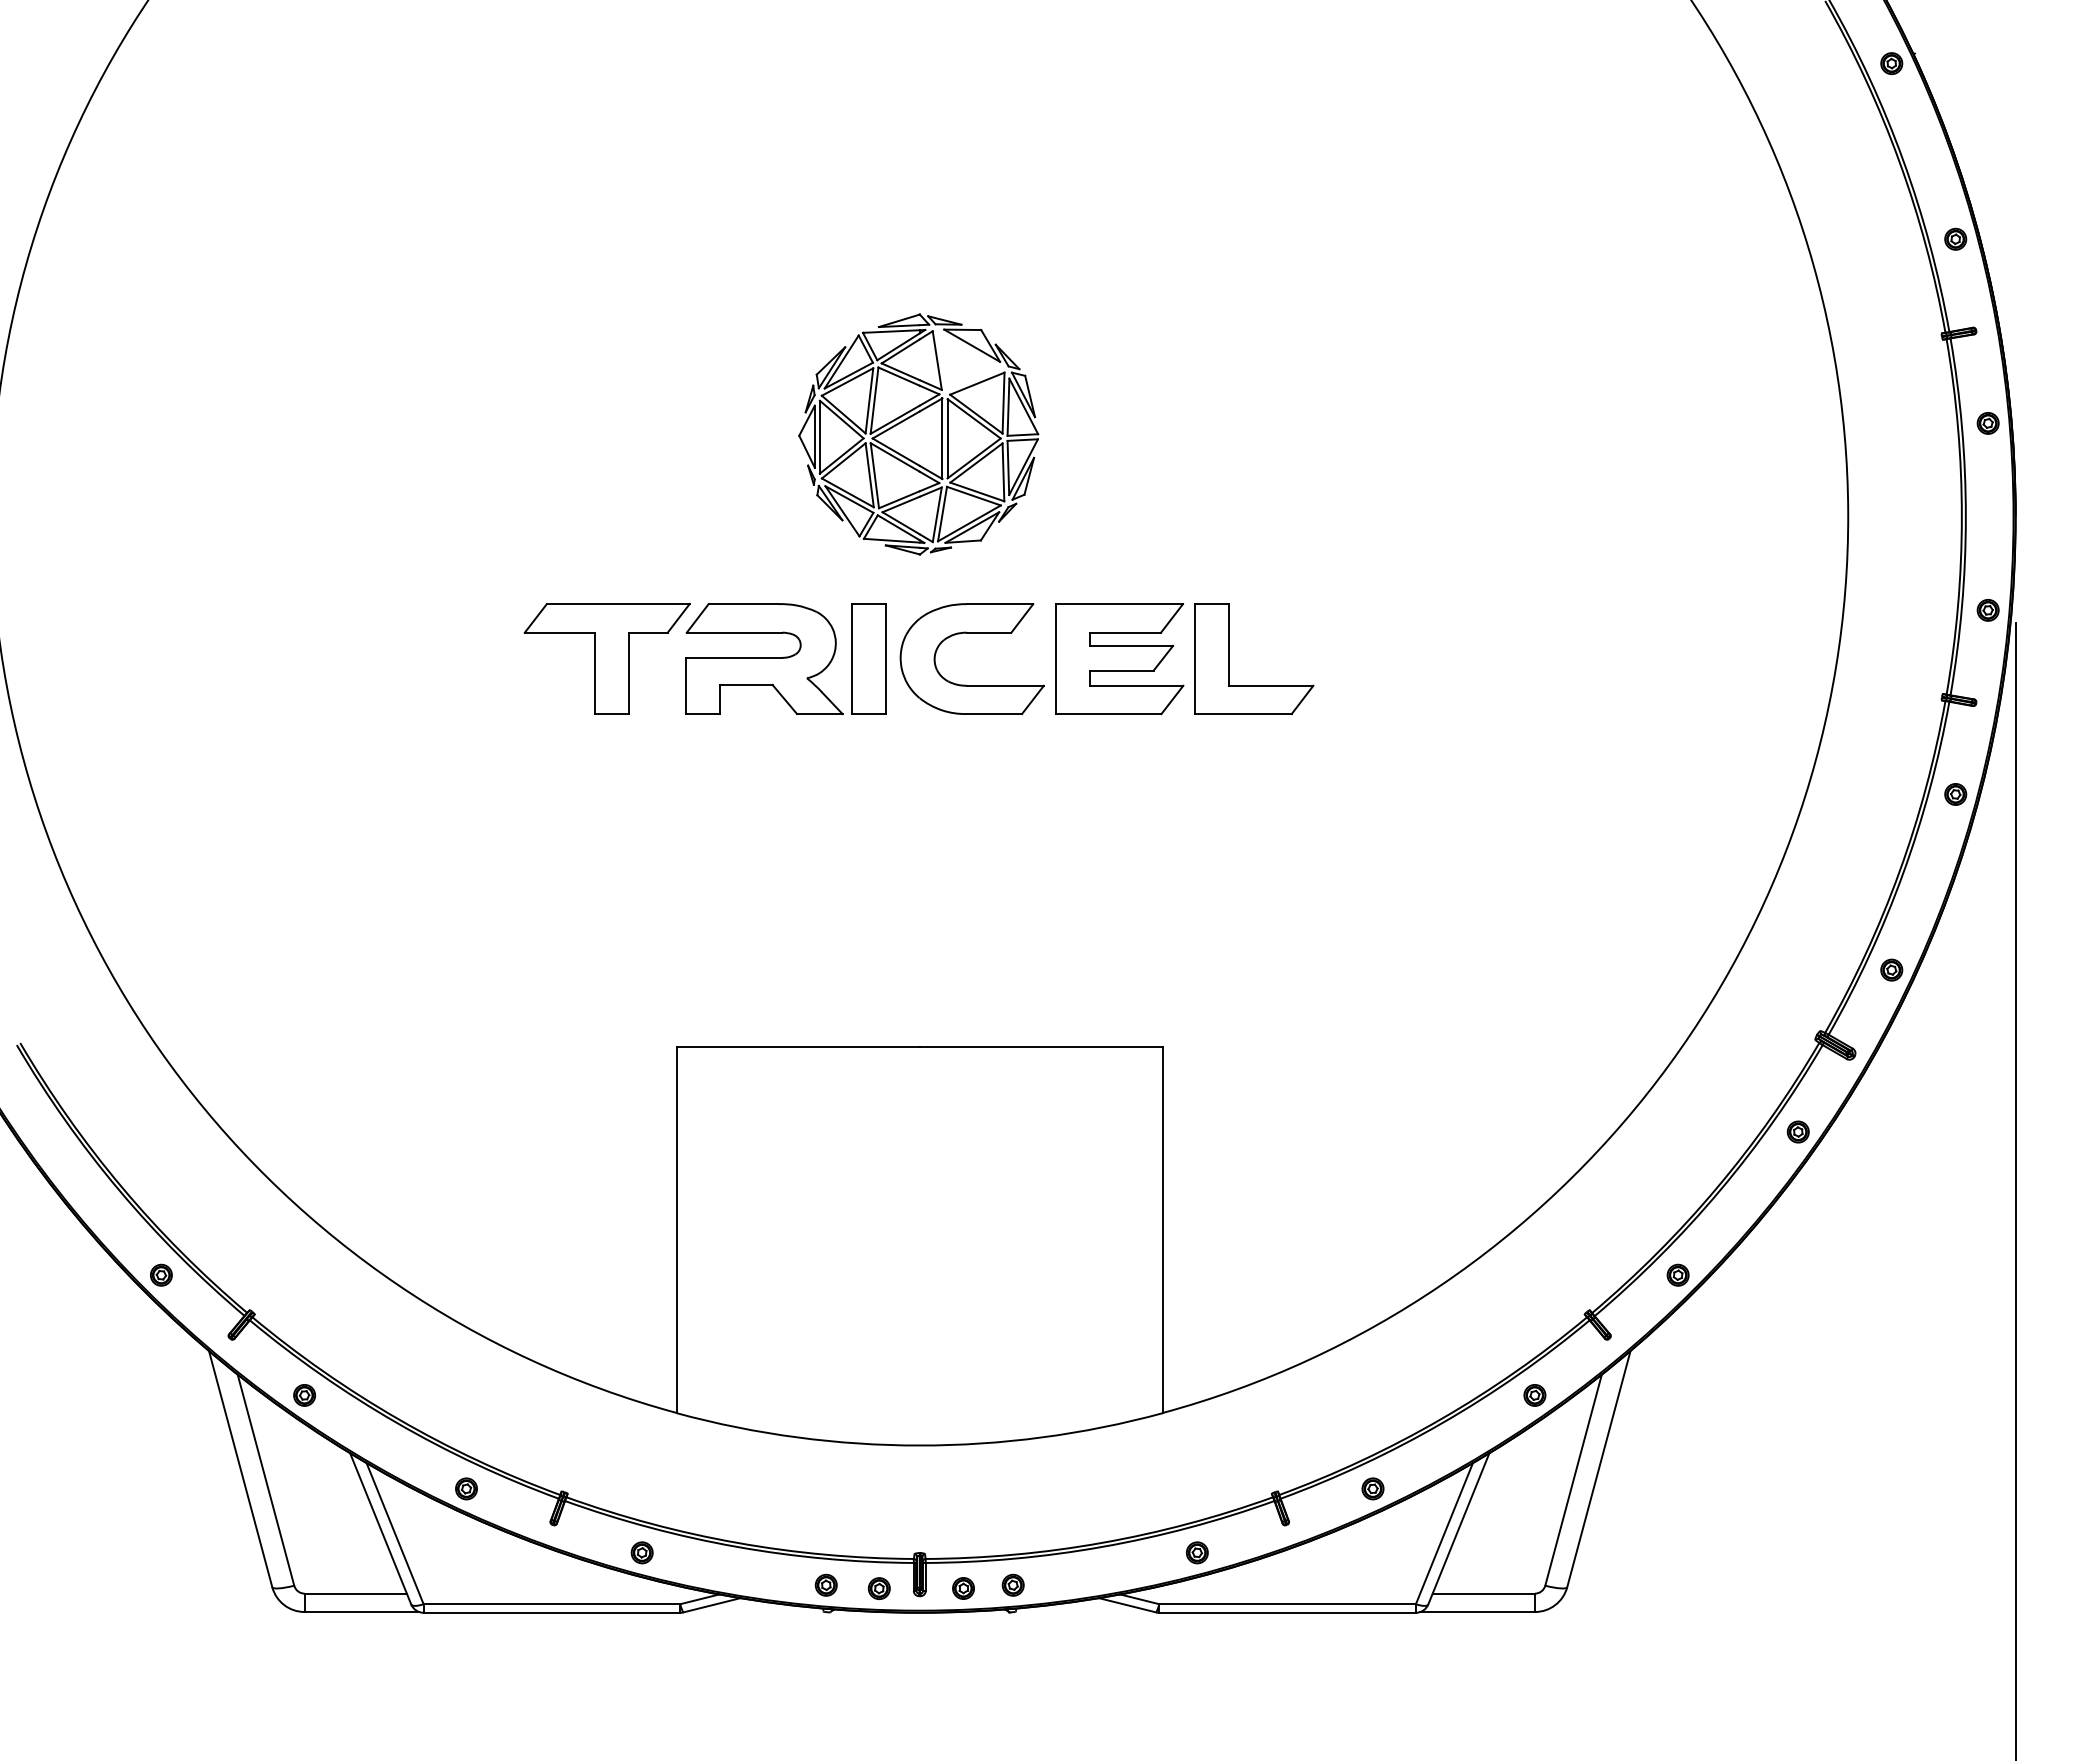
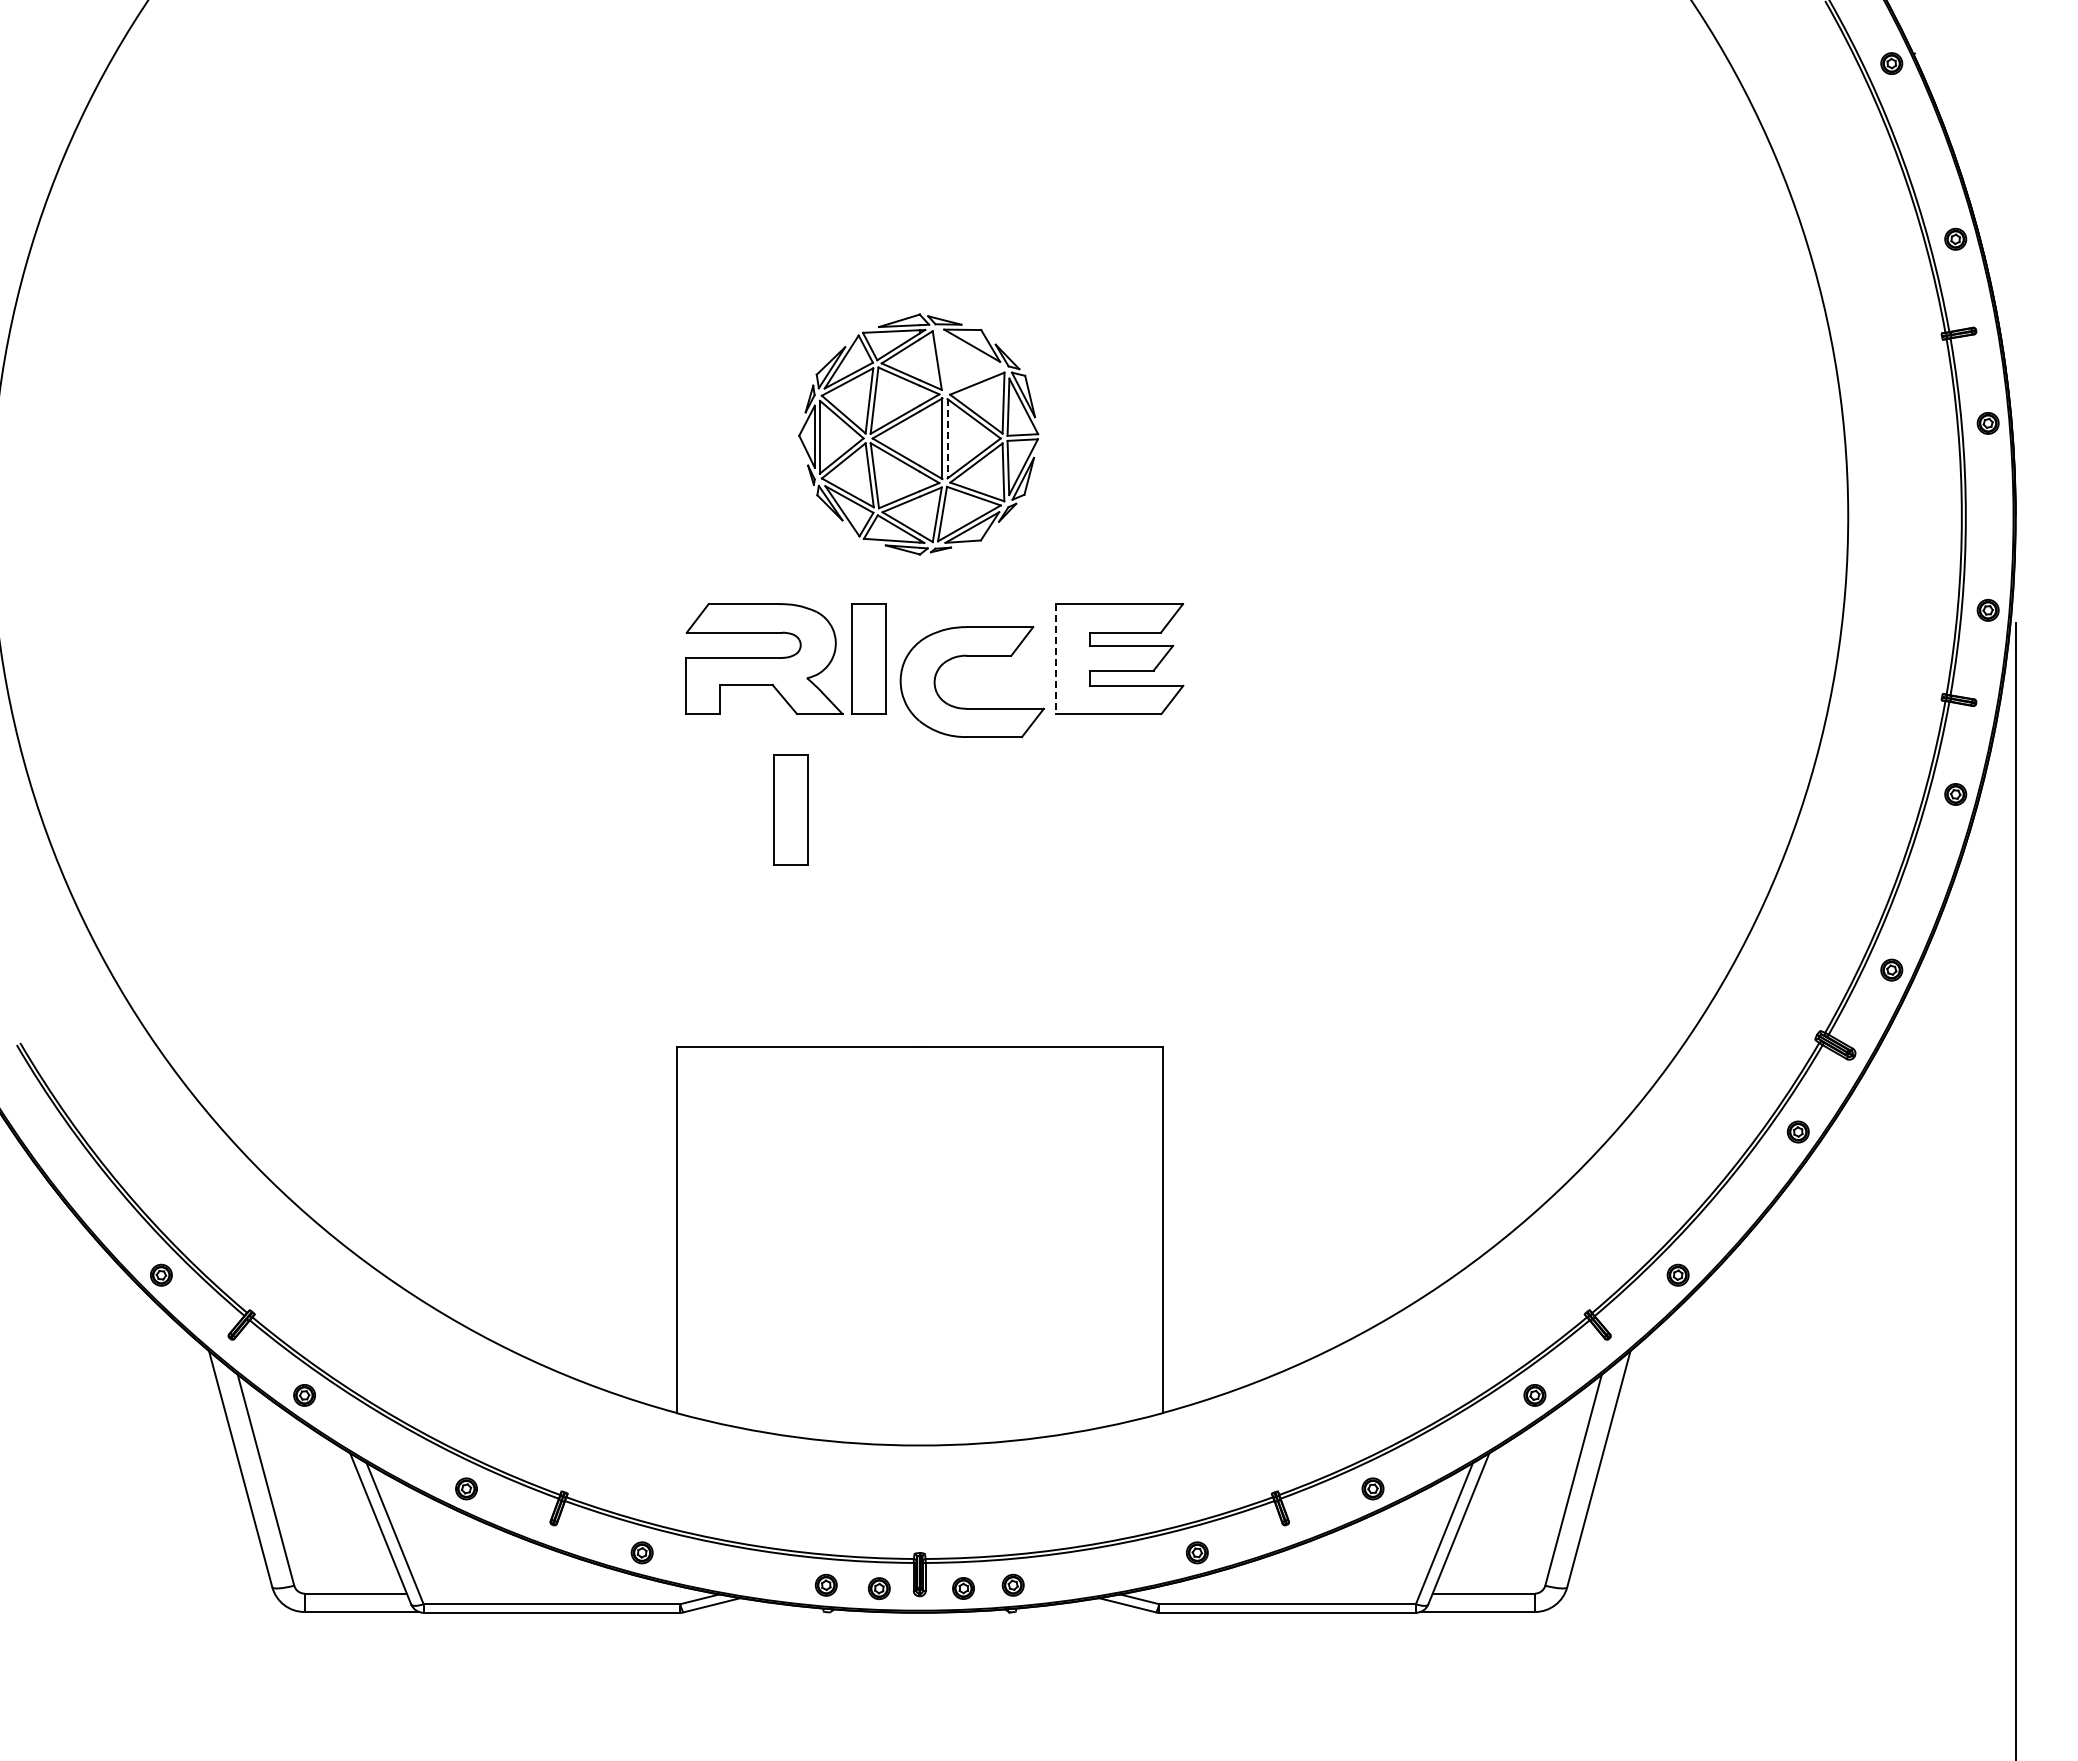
line: solid -> dashed (947, 438)
part position: (971, 633) -> (971, 656) (971, 656)
part: present -> none (606, 658)
part: present -> none (1229, 658)
line: solid -> dashed (1055, 659)
part: none -> present (790, 809)
